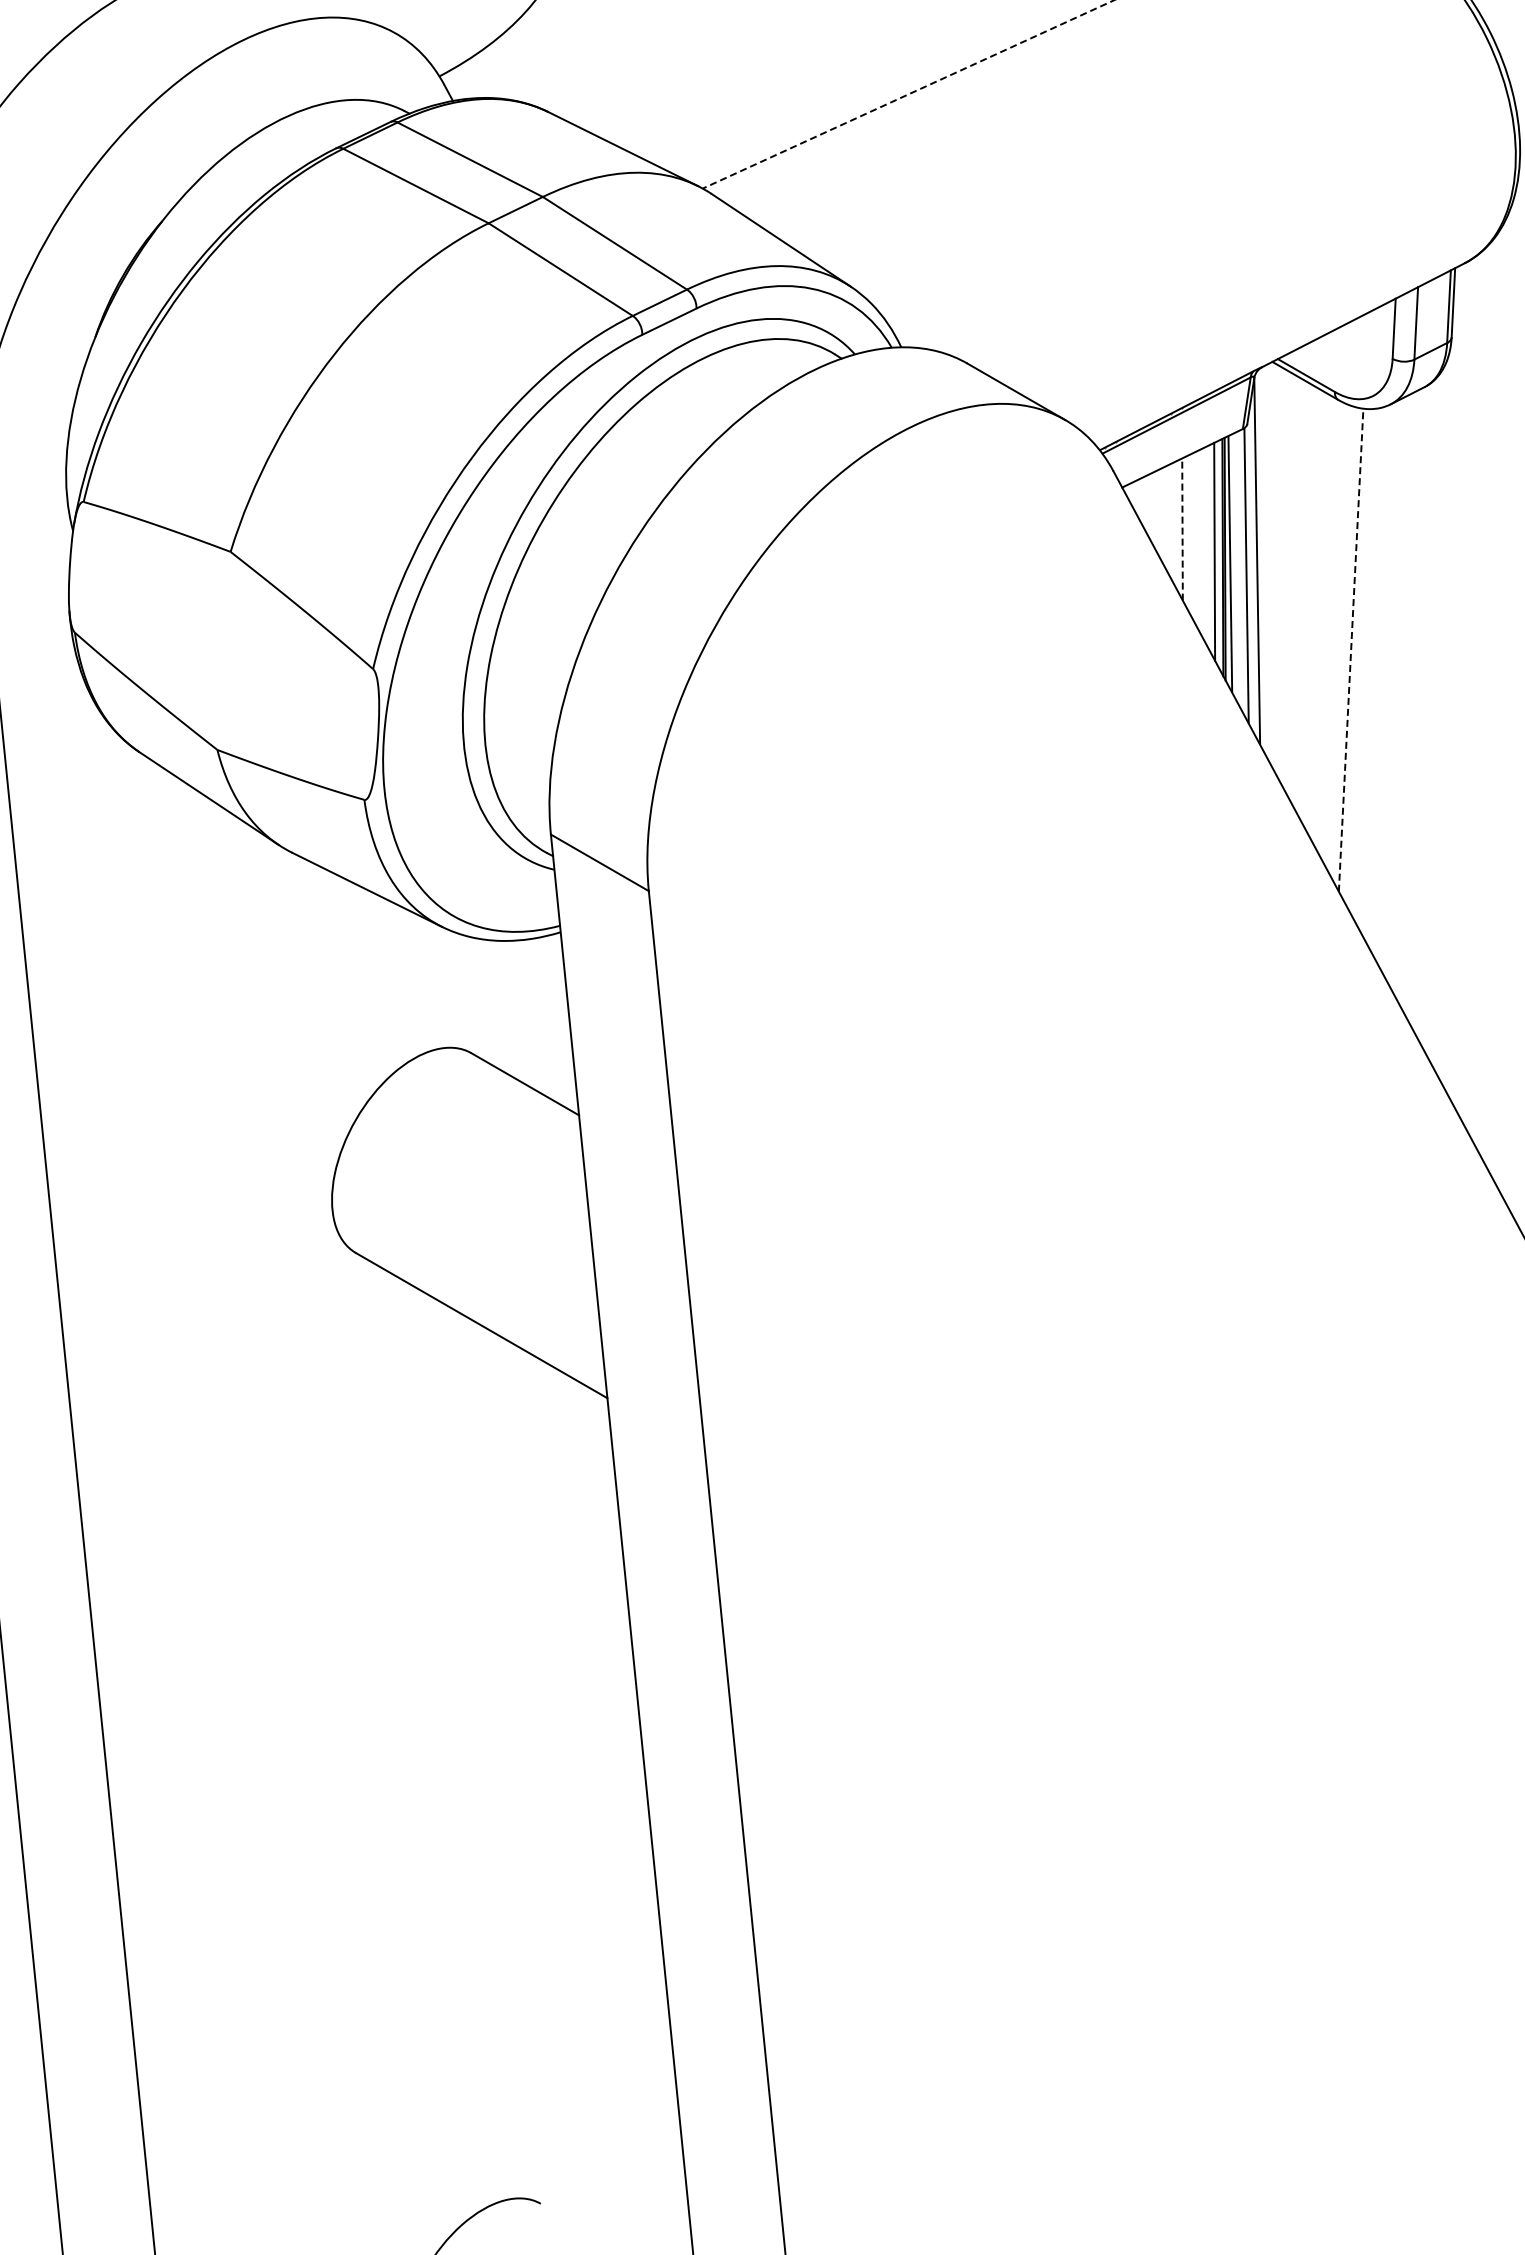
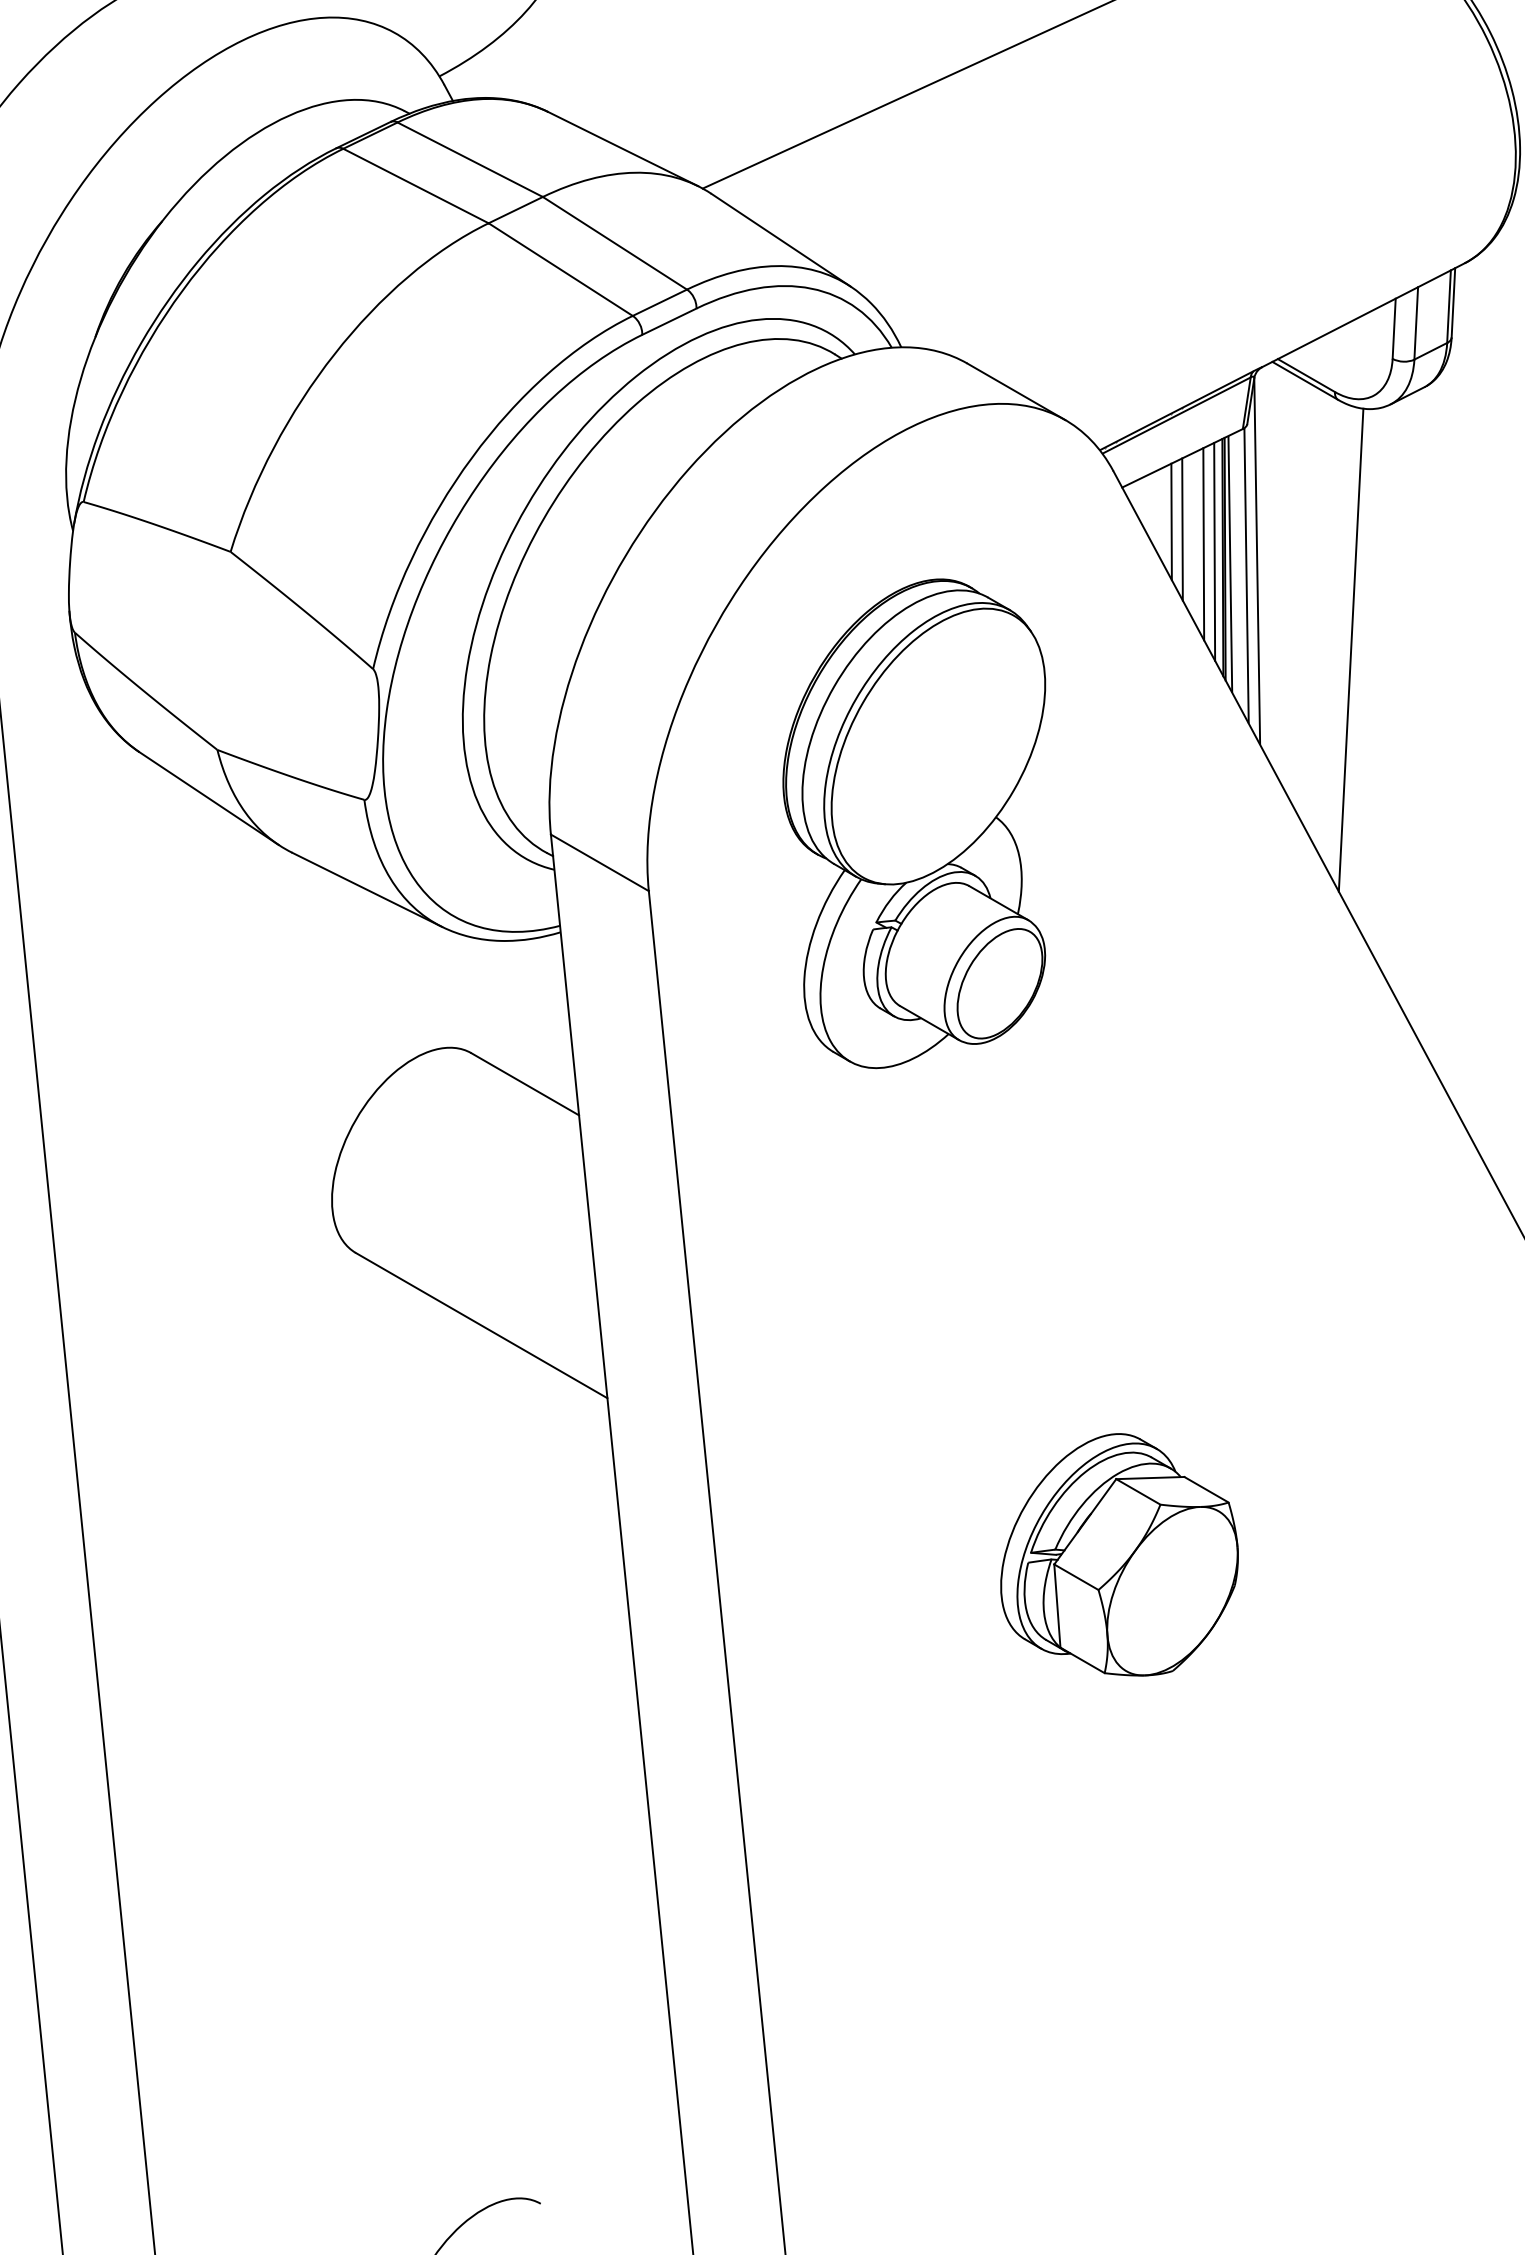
line: dashed -> solid (908, 94)
line: none -> present (1171, 521)
line: dashed -> solid (1182, 529)
line: none -> present (1203, 544)
line: dashed -> solid (1351, 650)
part: none -> present (914, 823)
part: none -> present (1119, 1554)
